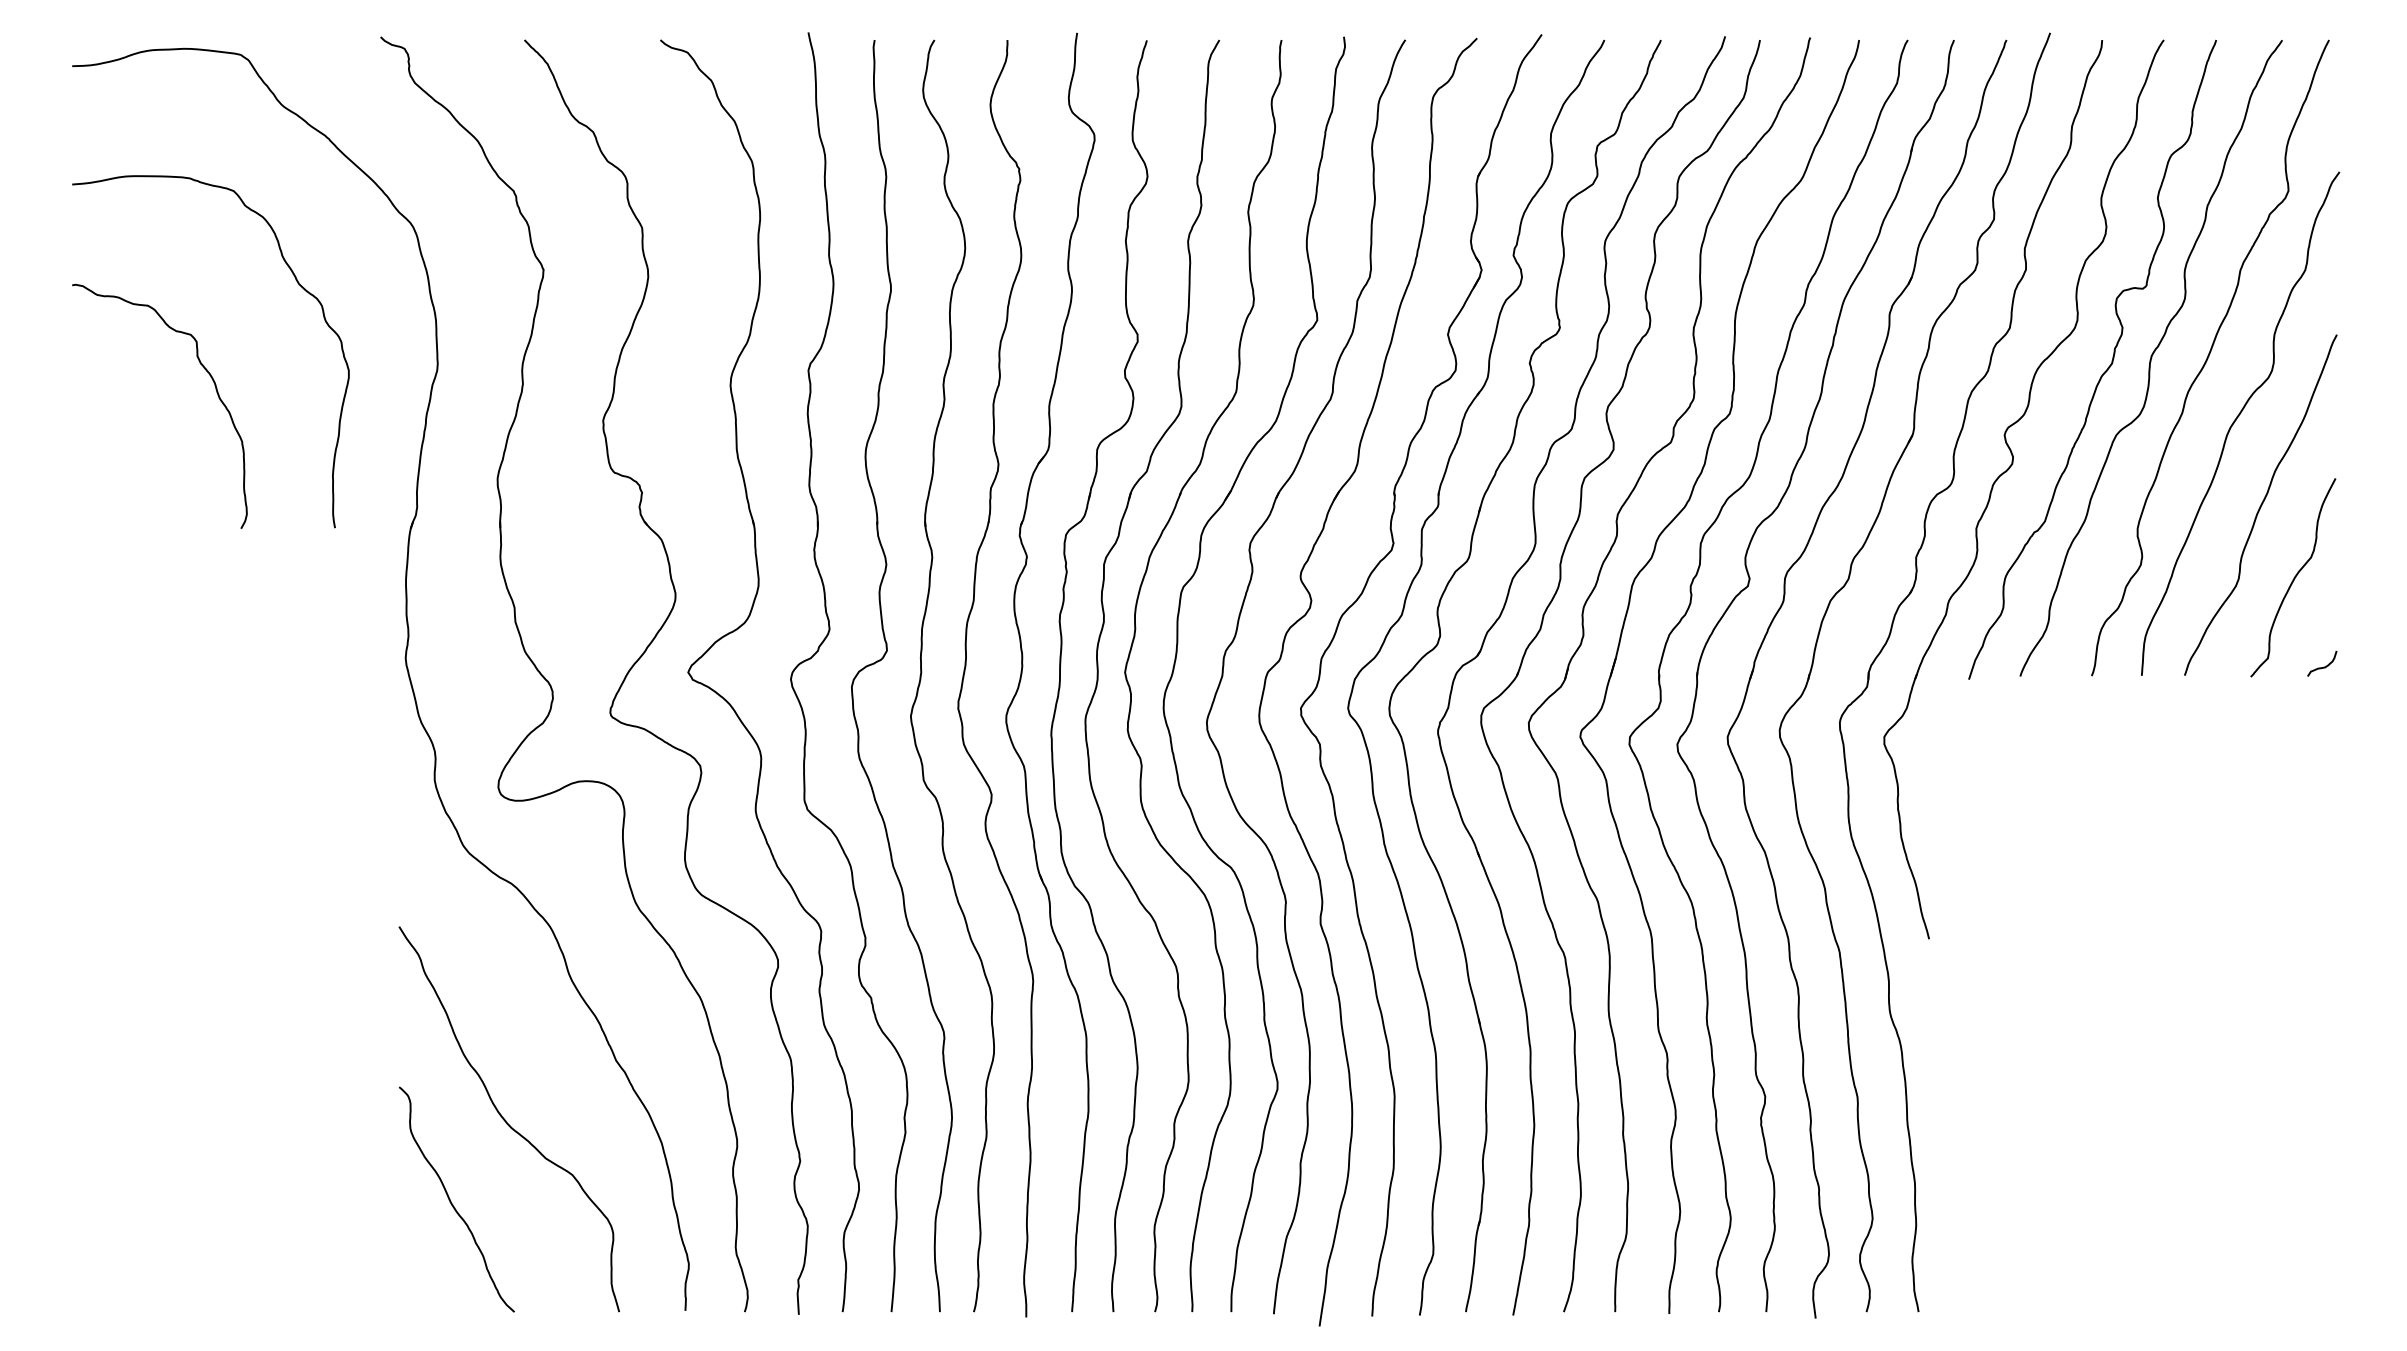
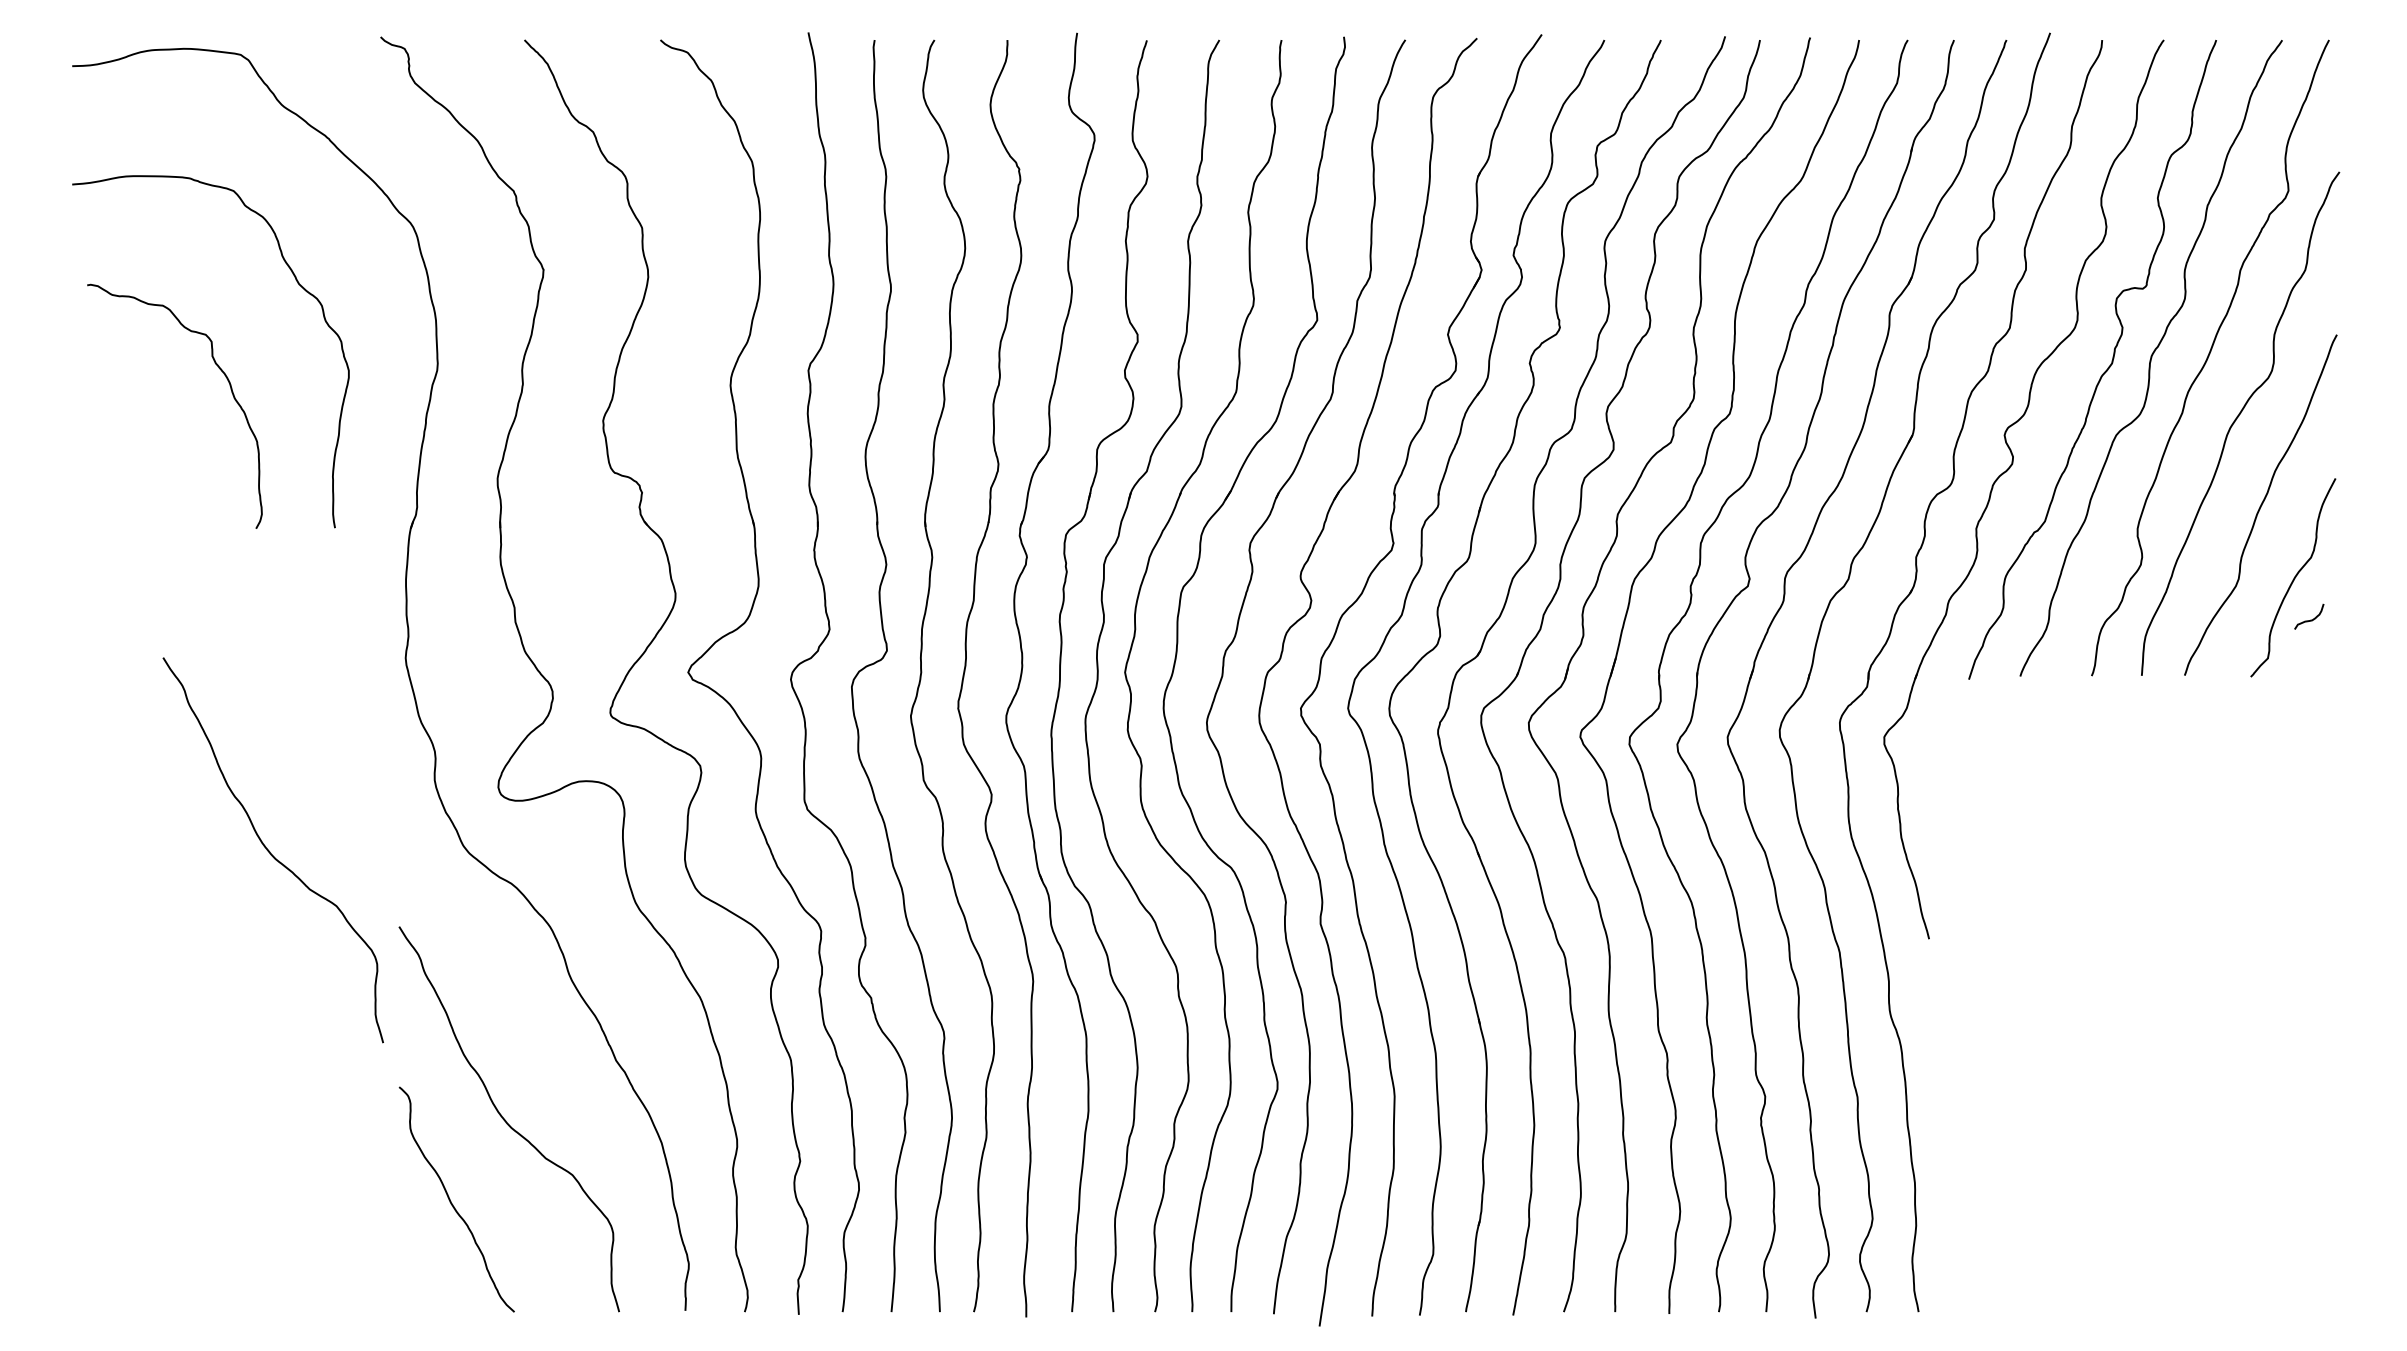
curve position: (203, 368) -> (218, 368) (218, 368)
curve position: (2323, 666) -> (2310, 619) (2310, 619)
curve: none -> present (270, 851)
